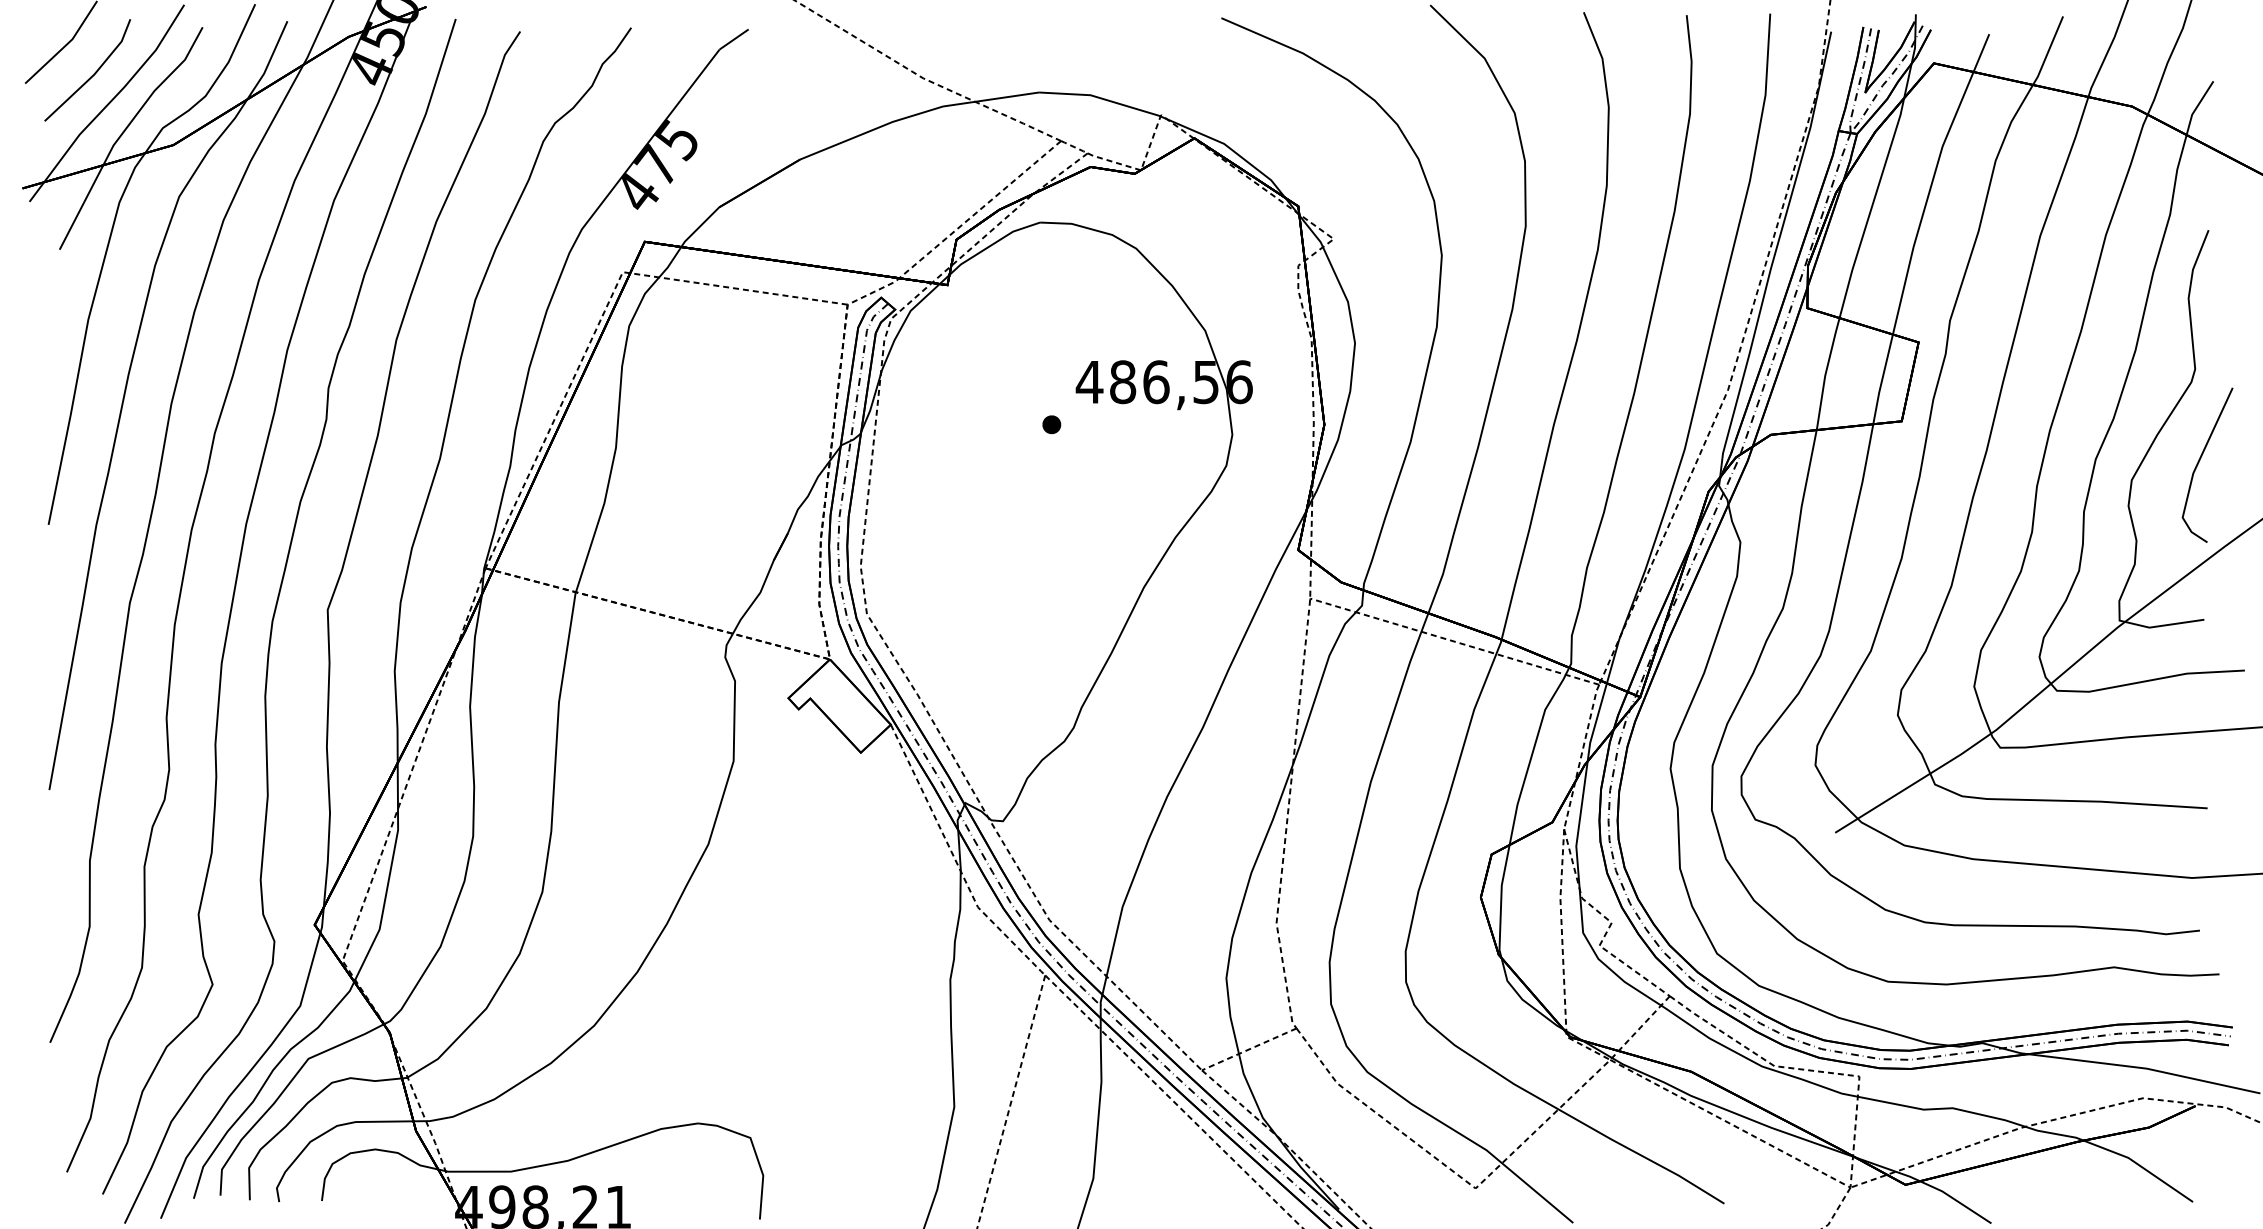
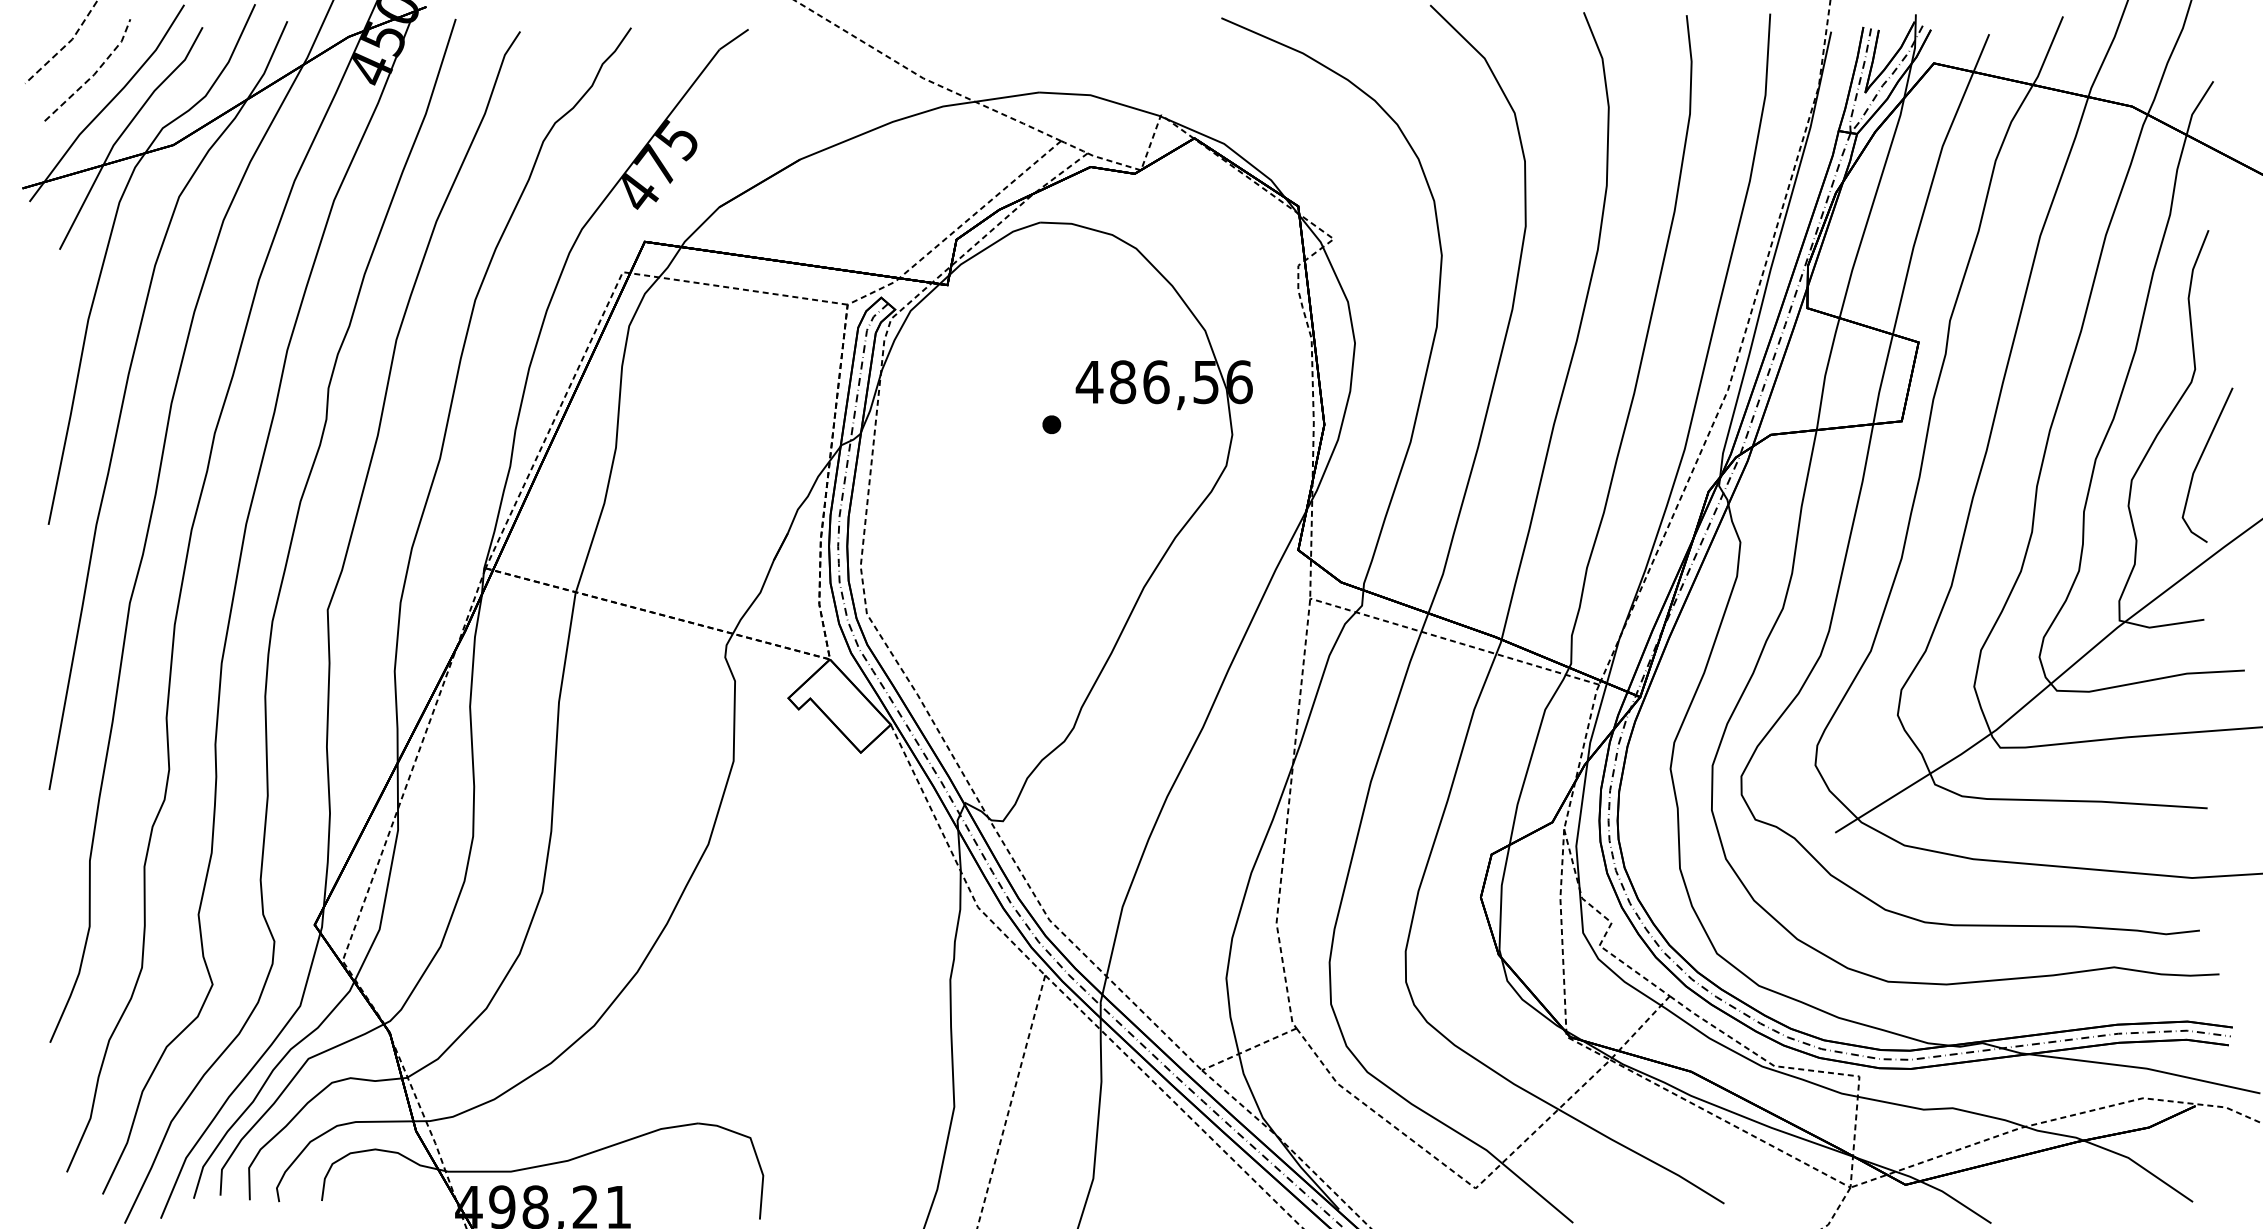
line: solid -> dashed (65, 45)
line: solid -> dashed (94, 74)
